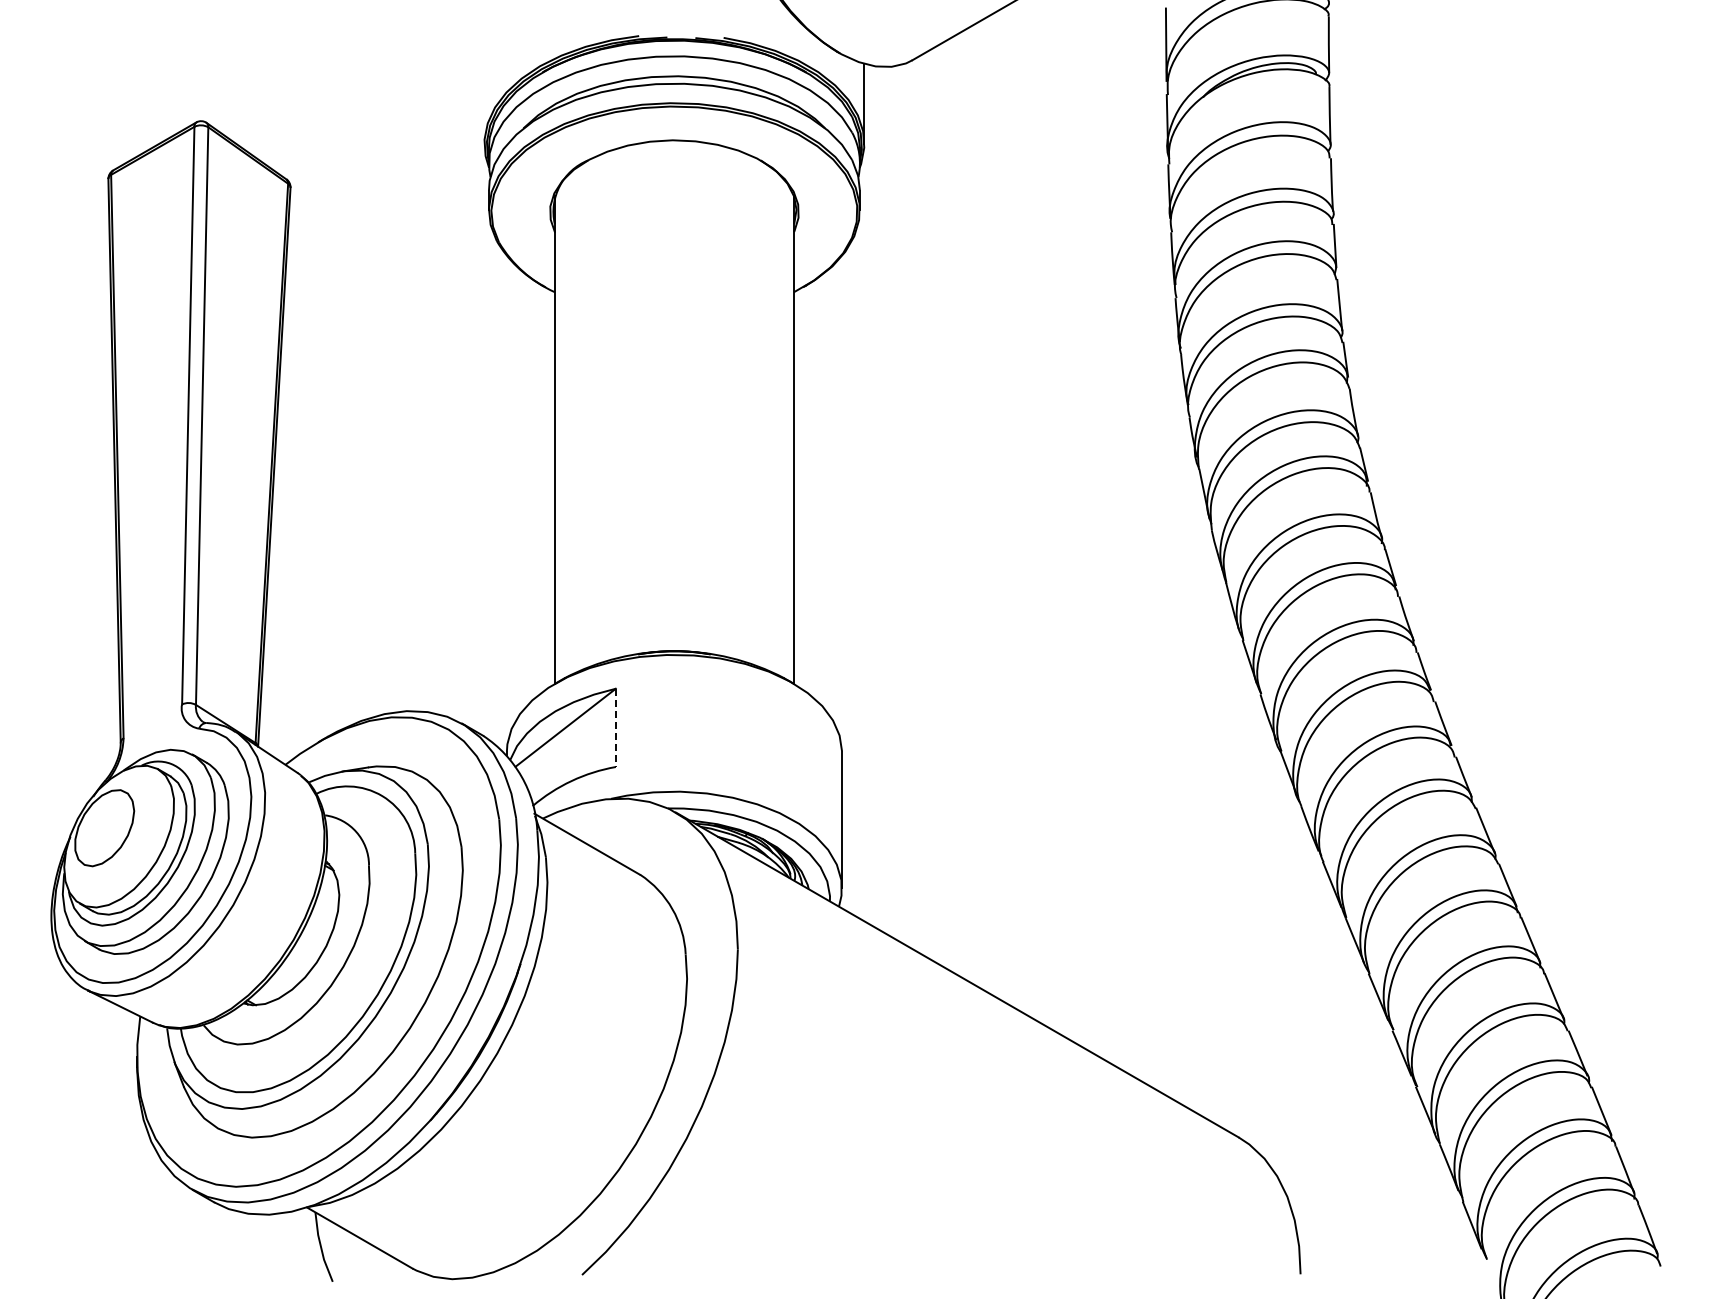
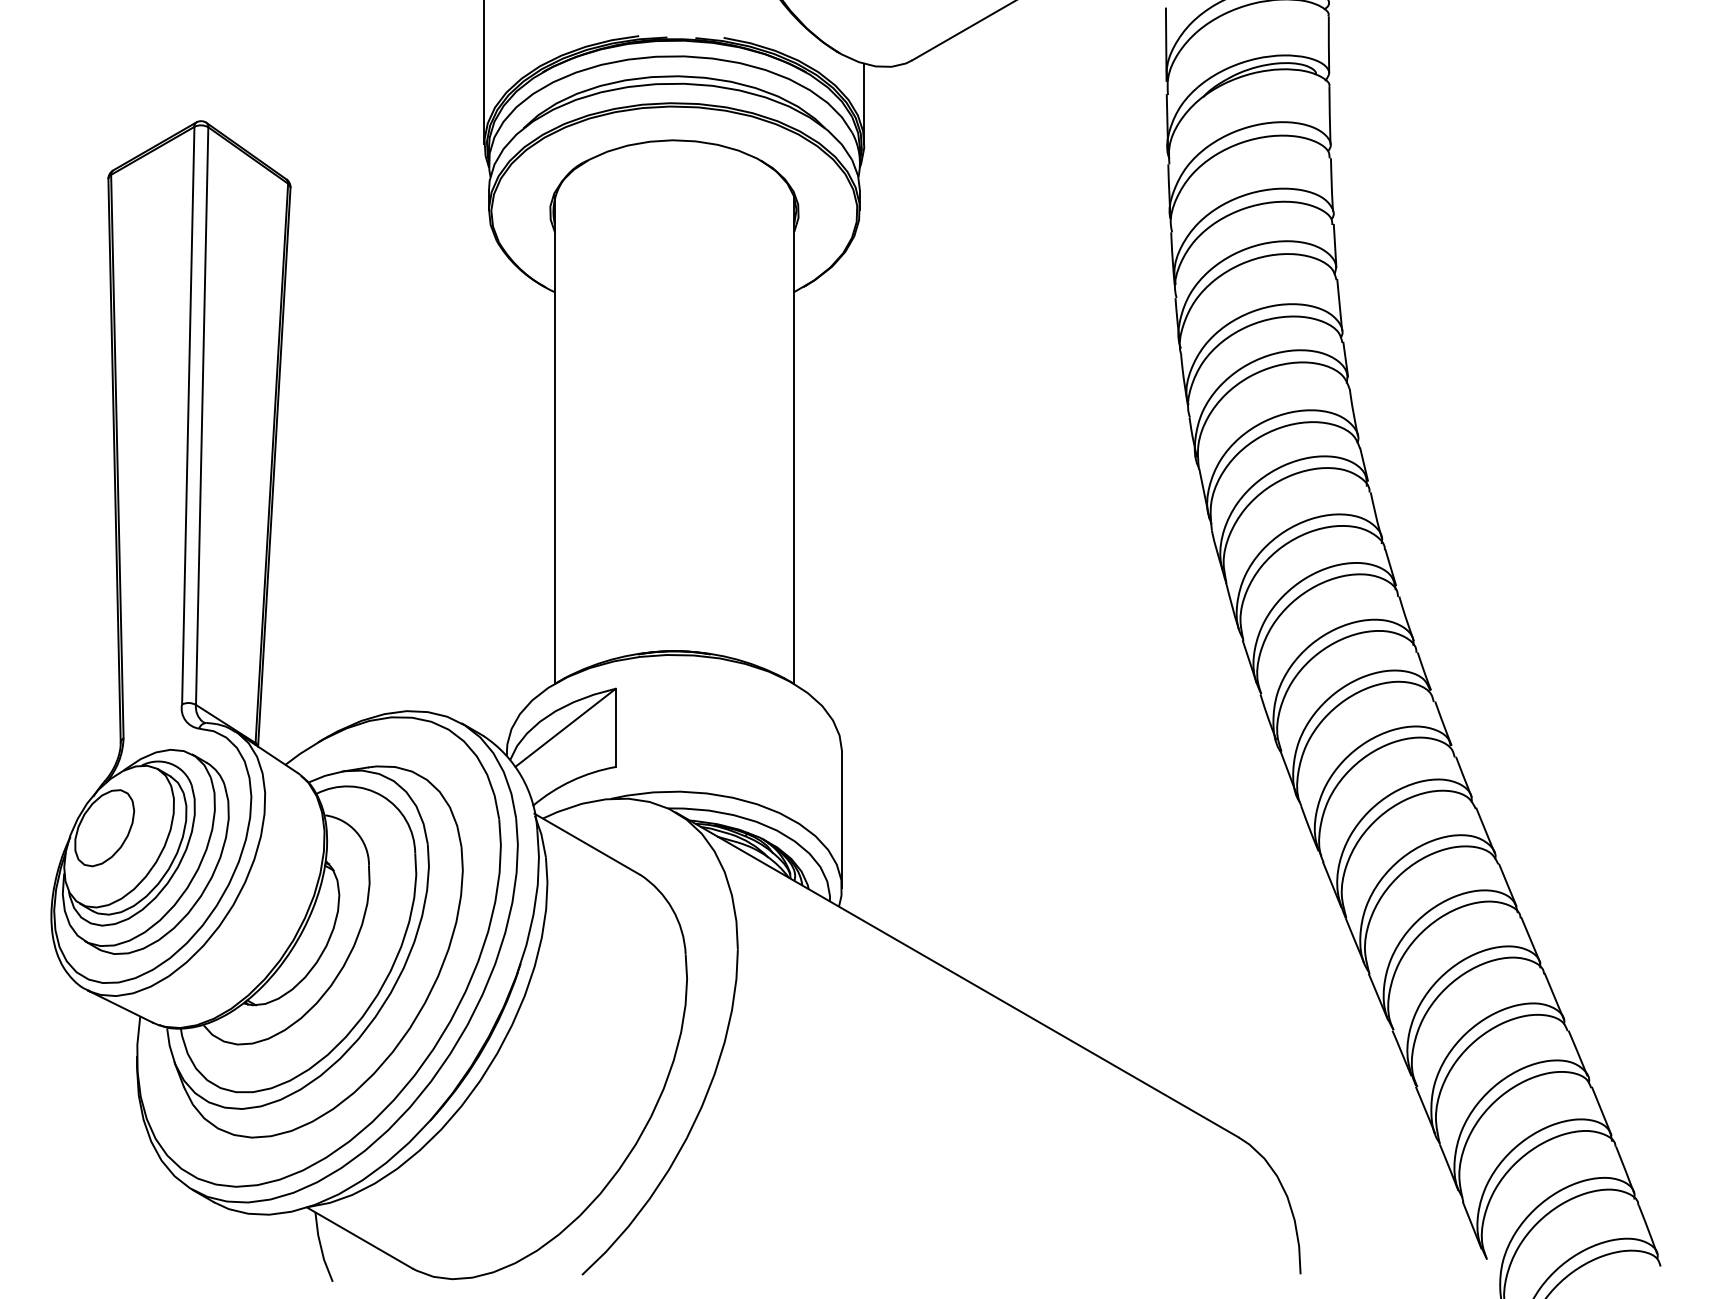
line: none -> present (484, 72)
line: dashed -> solid (615, 728)
